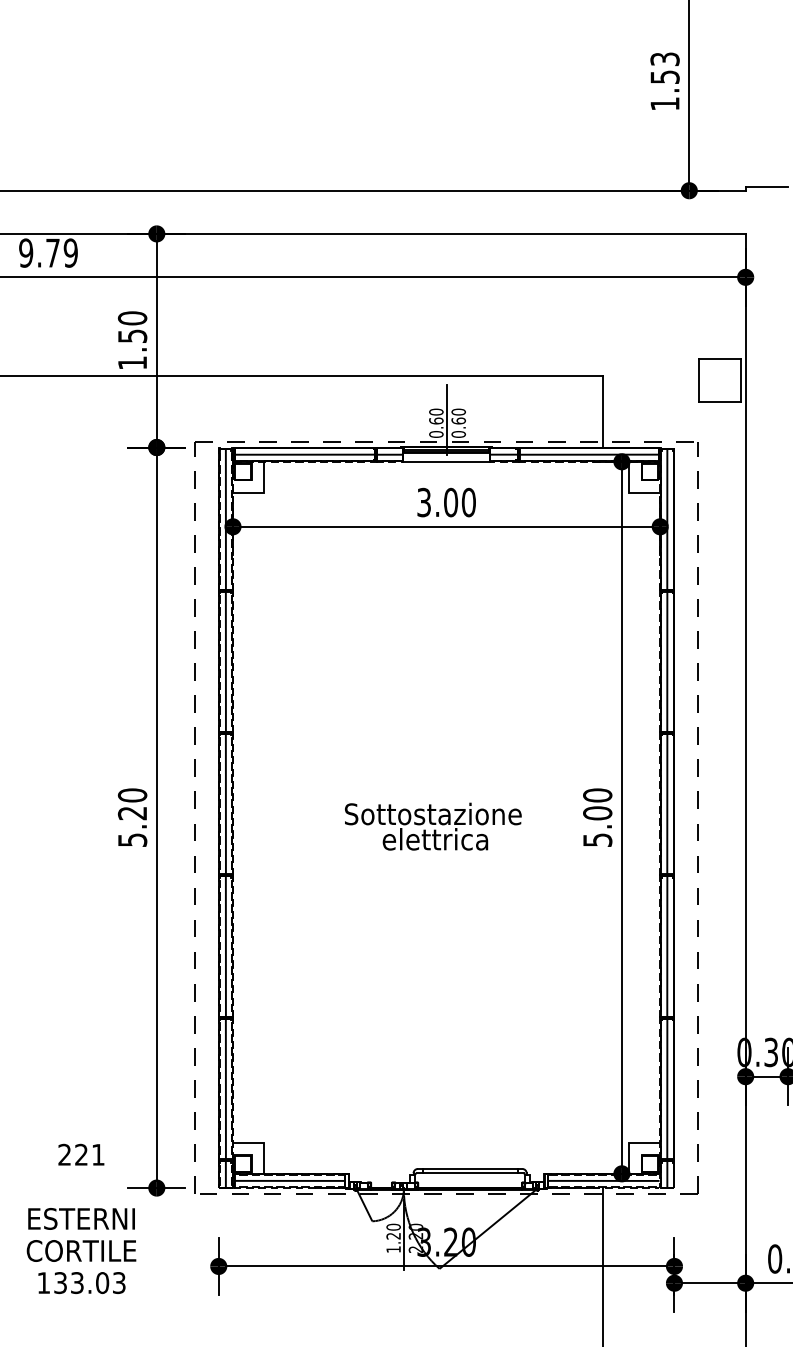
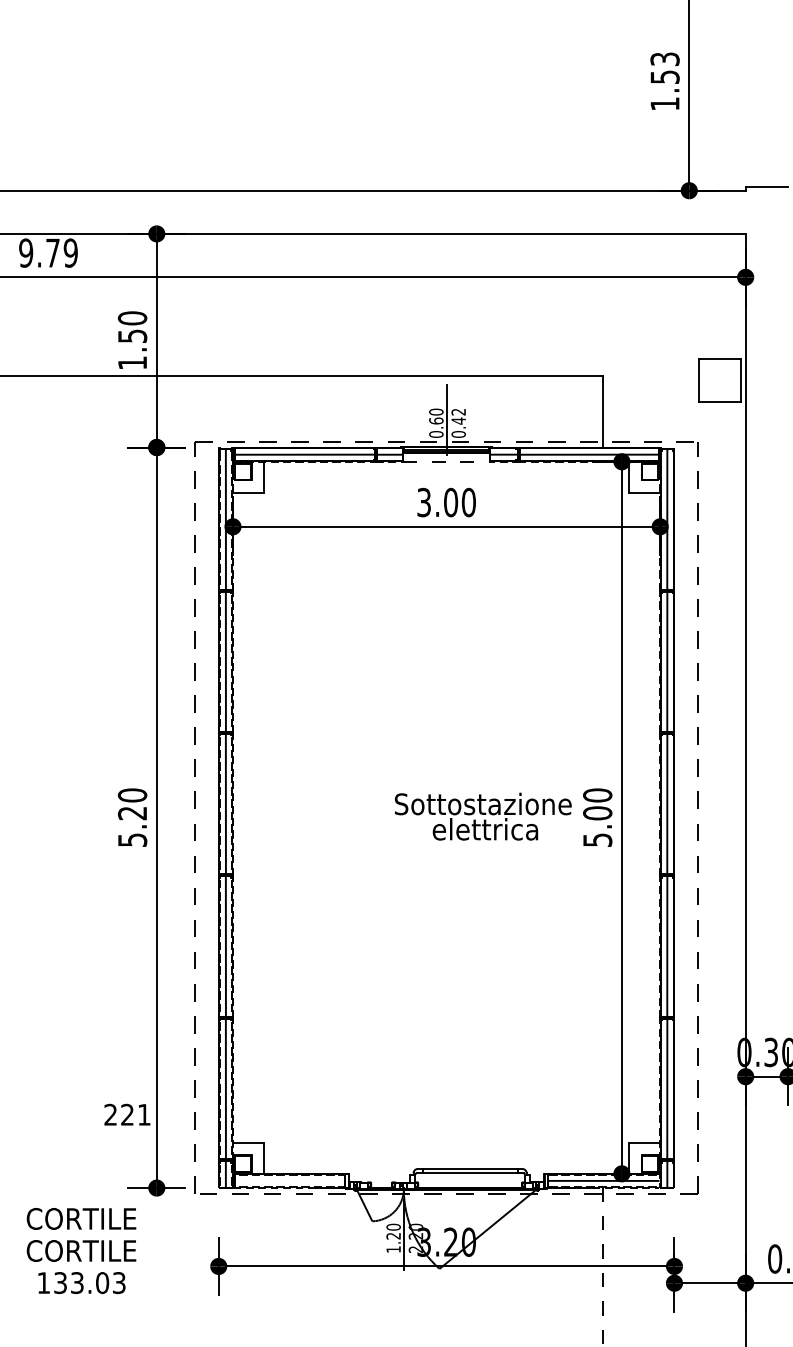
text: 0.60 -> 0.42 (458, 416)
line: solid -> dashed (447, 461)
text position: (433, 826) -> (483, 816) (483, 816)
text position: (81, 1154) -> (127, 1114) (127, 1114)
line: present -> none (289, 1180)
text: ESTERNI -> CORTILE (81, 1218)
line: solid -> dashed (603, 1267)
